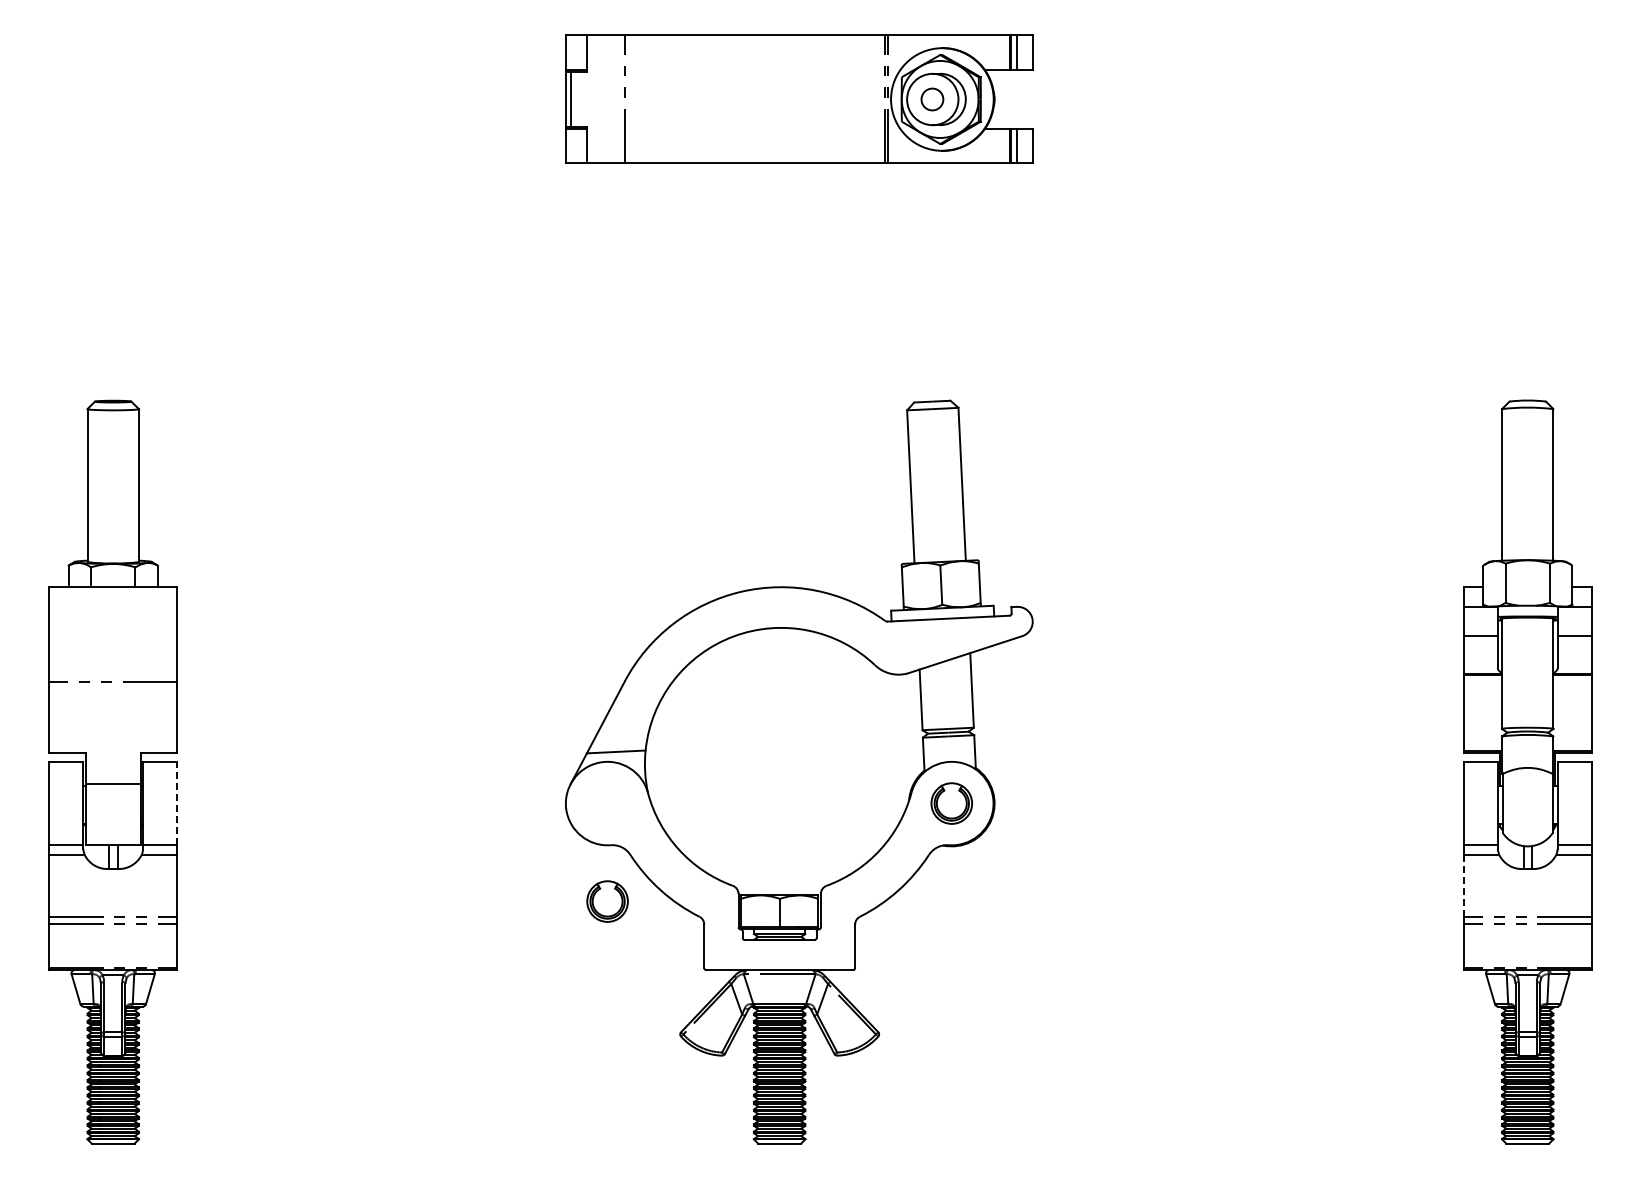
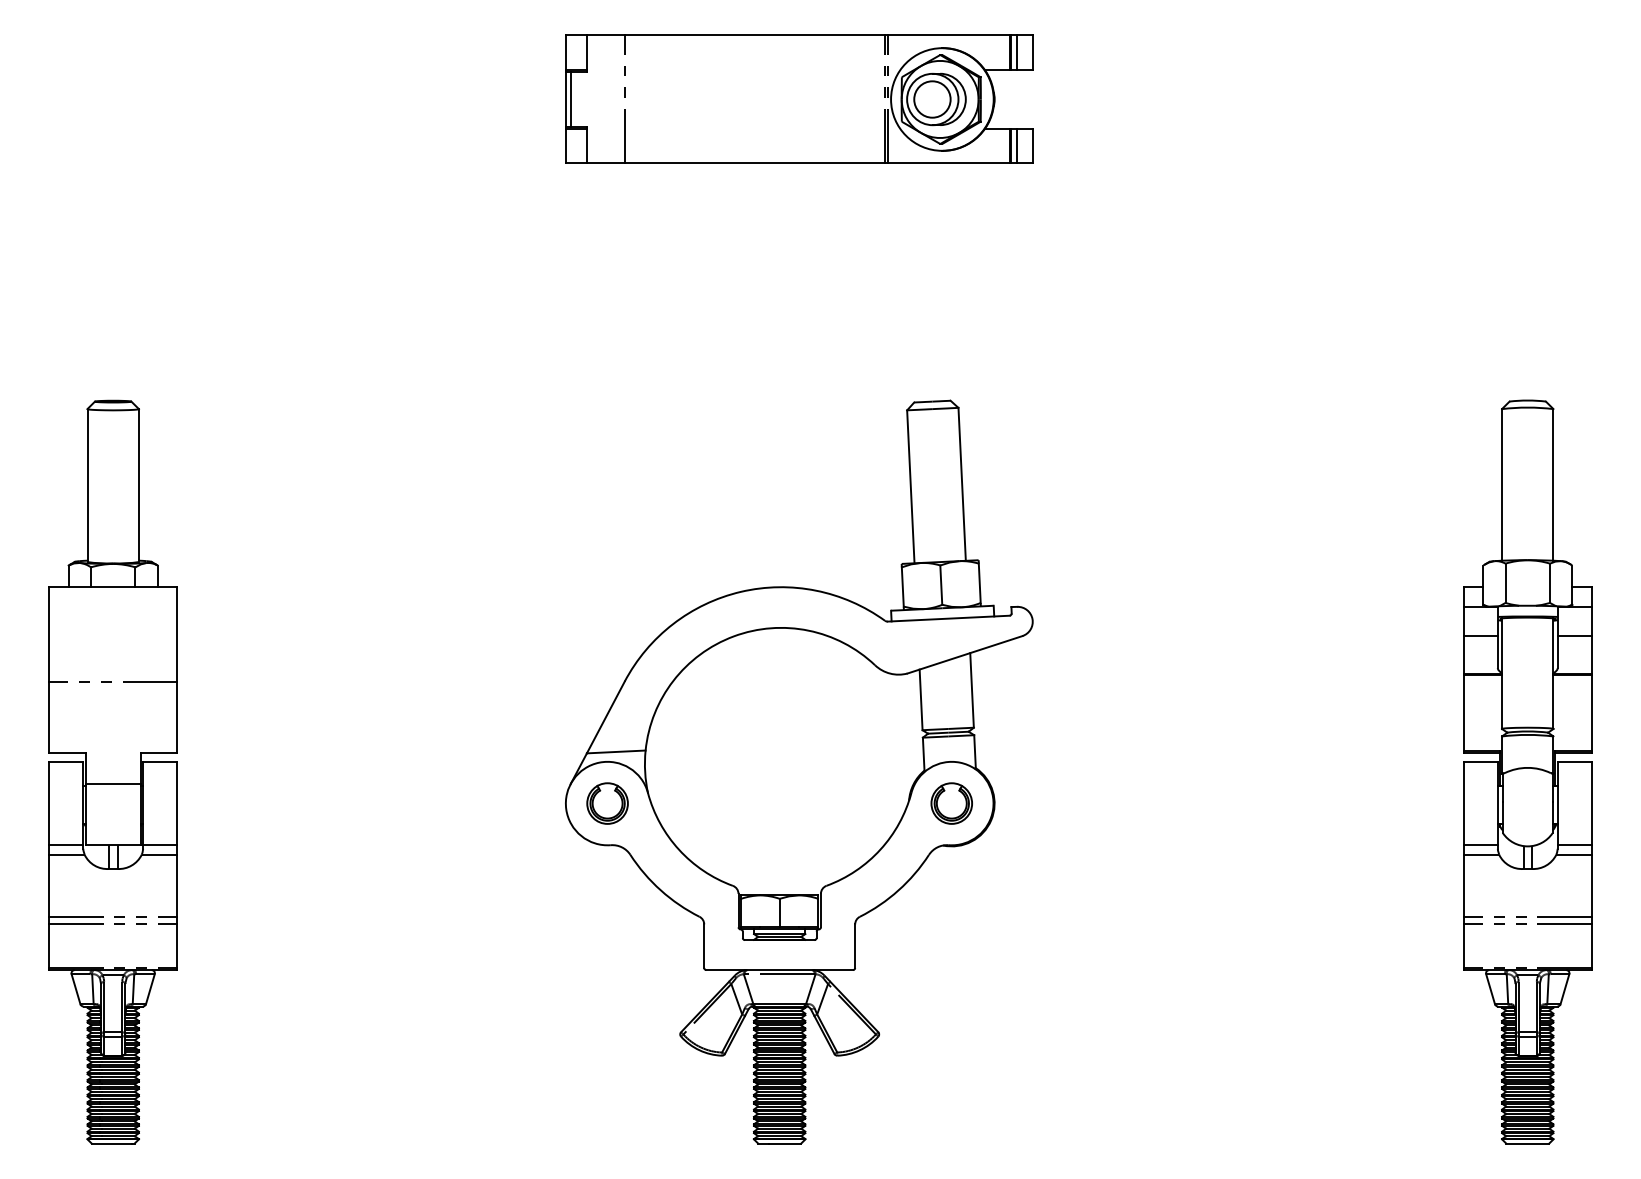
circle diameter: 22 px -> 36 px (932, 99)
line: dashed -> solid (177, 803)
line: dashed -> solid (1463, 885)
part position: (607, 901) -> (607, 803) (607, 803)
